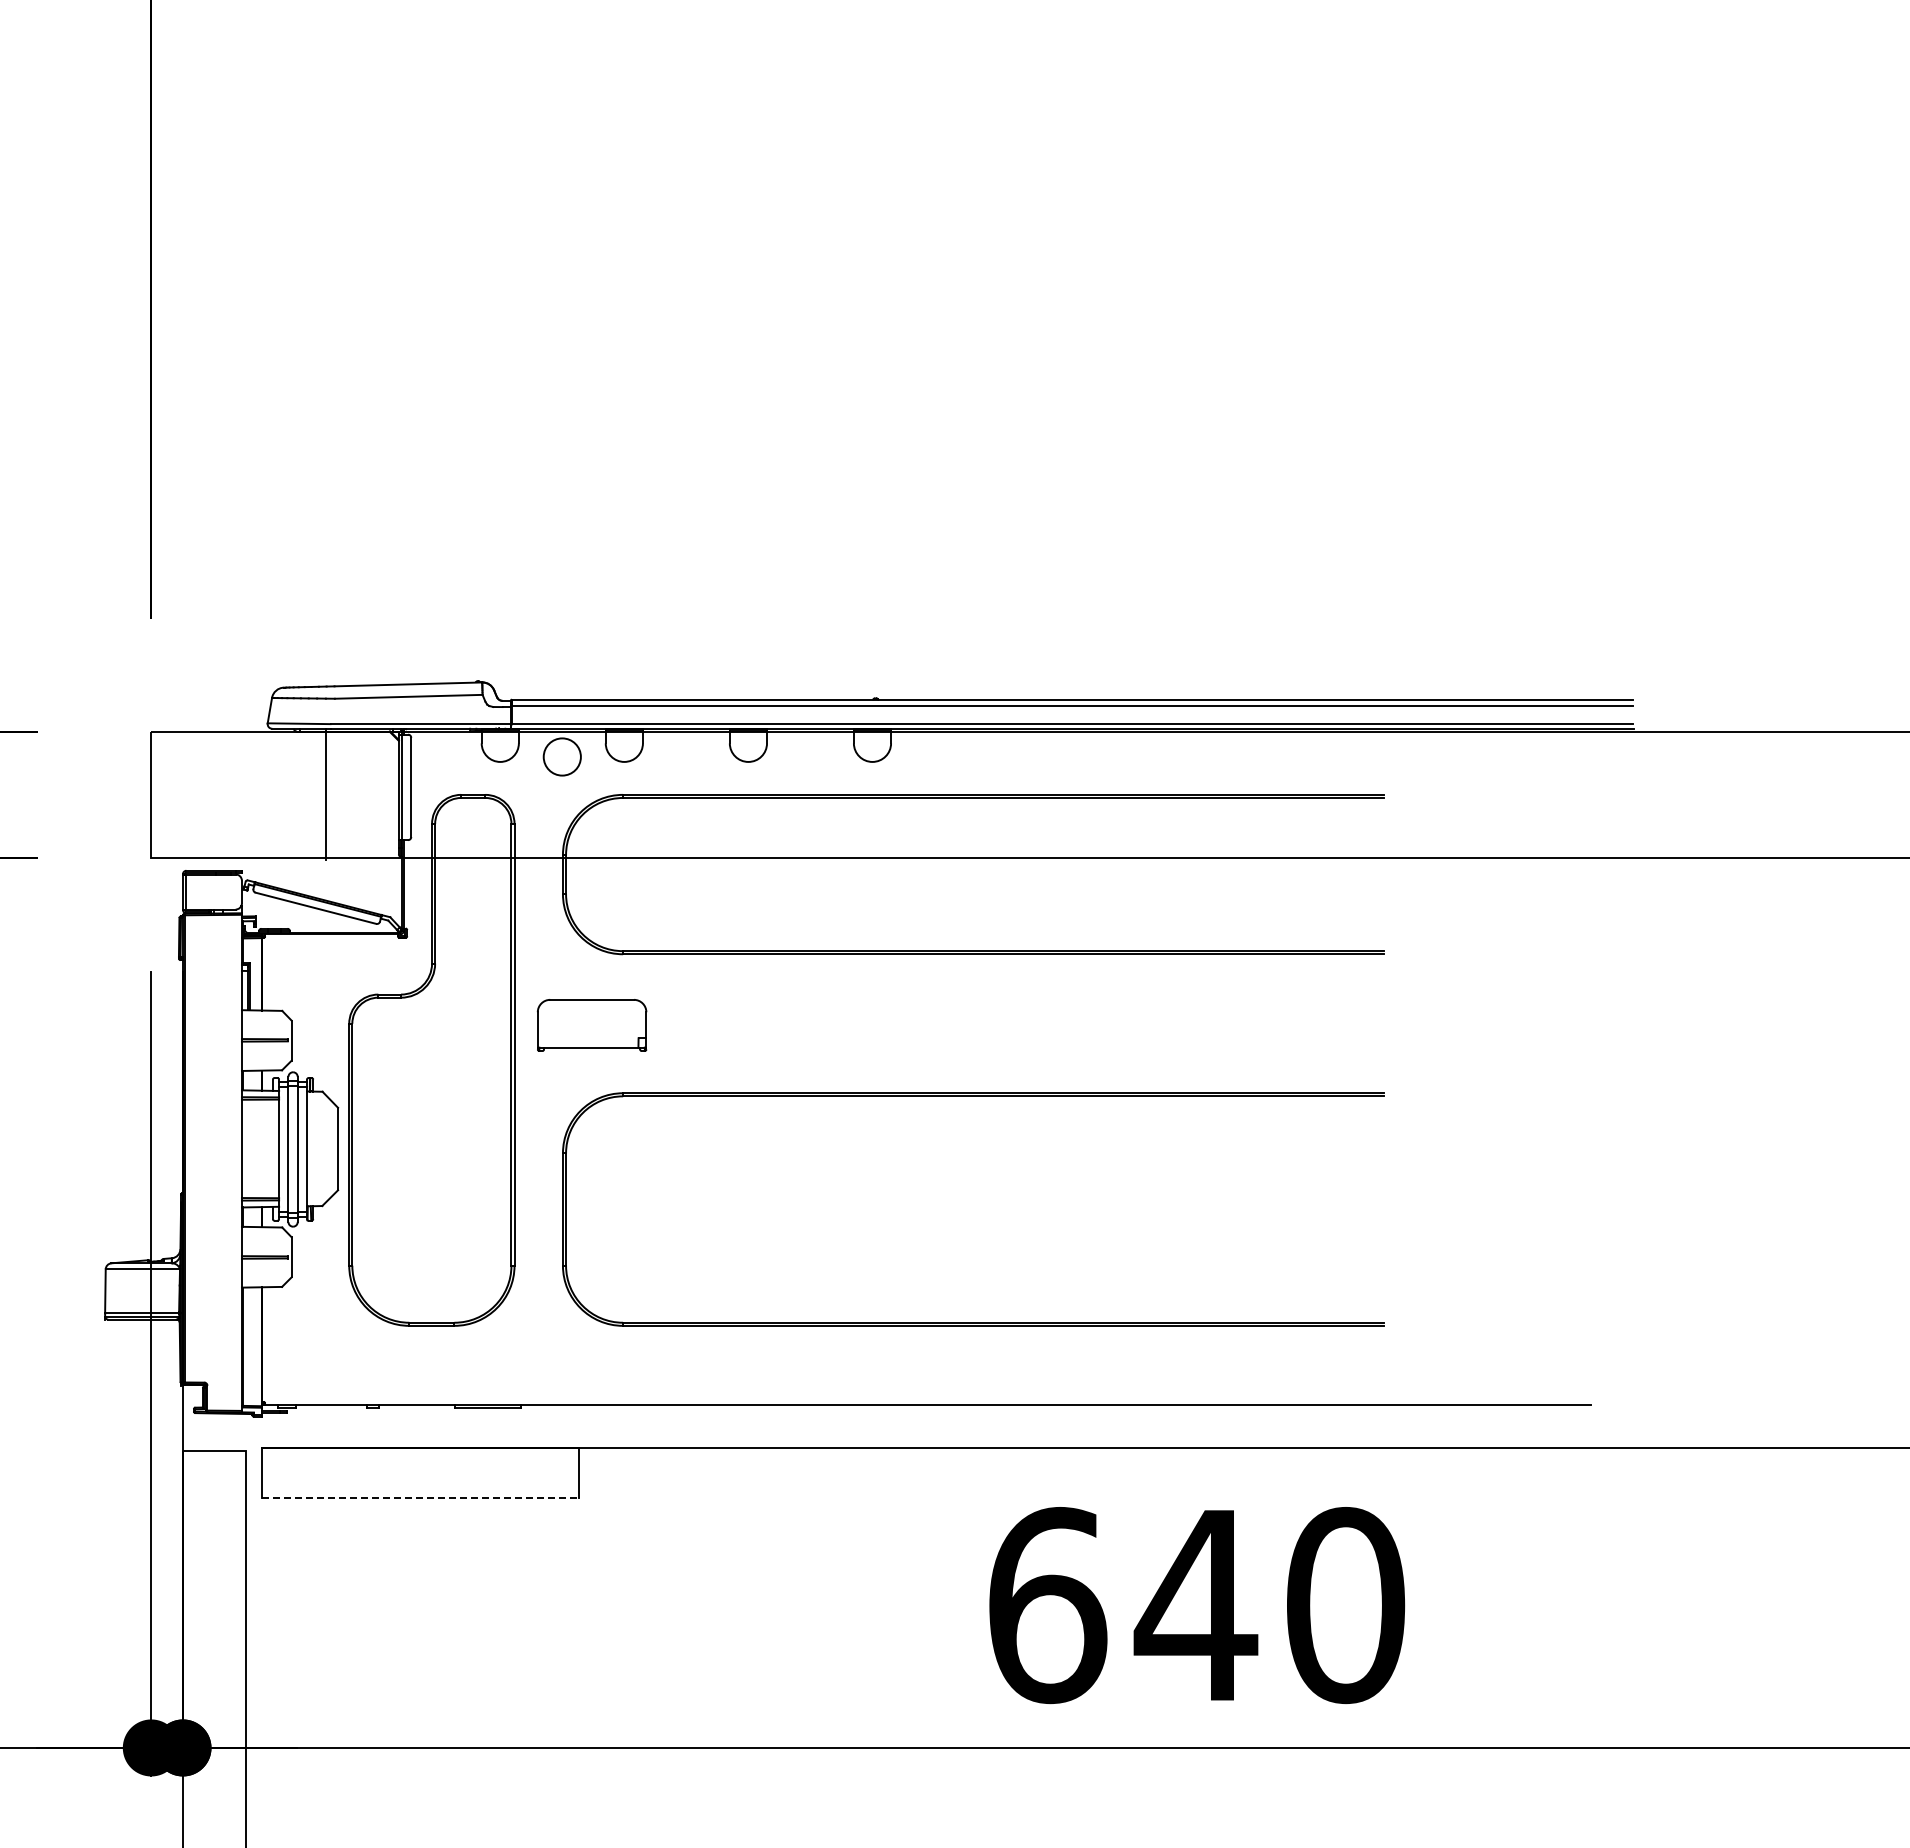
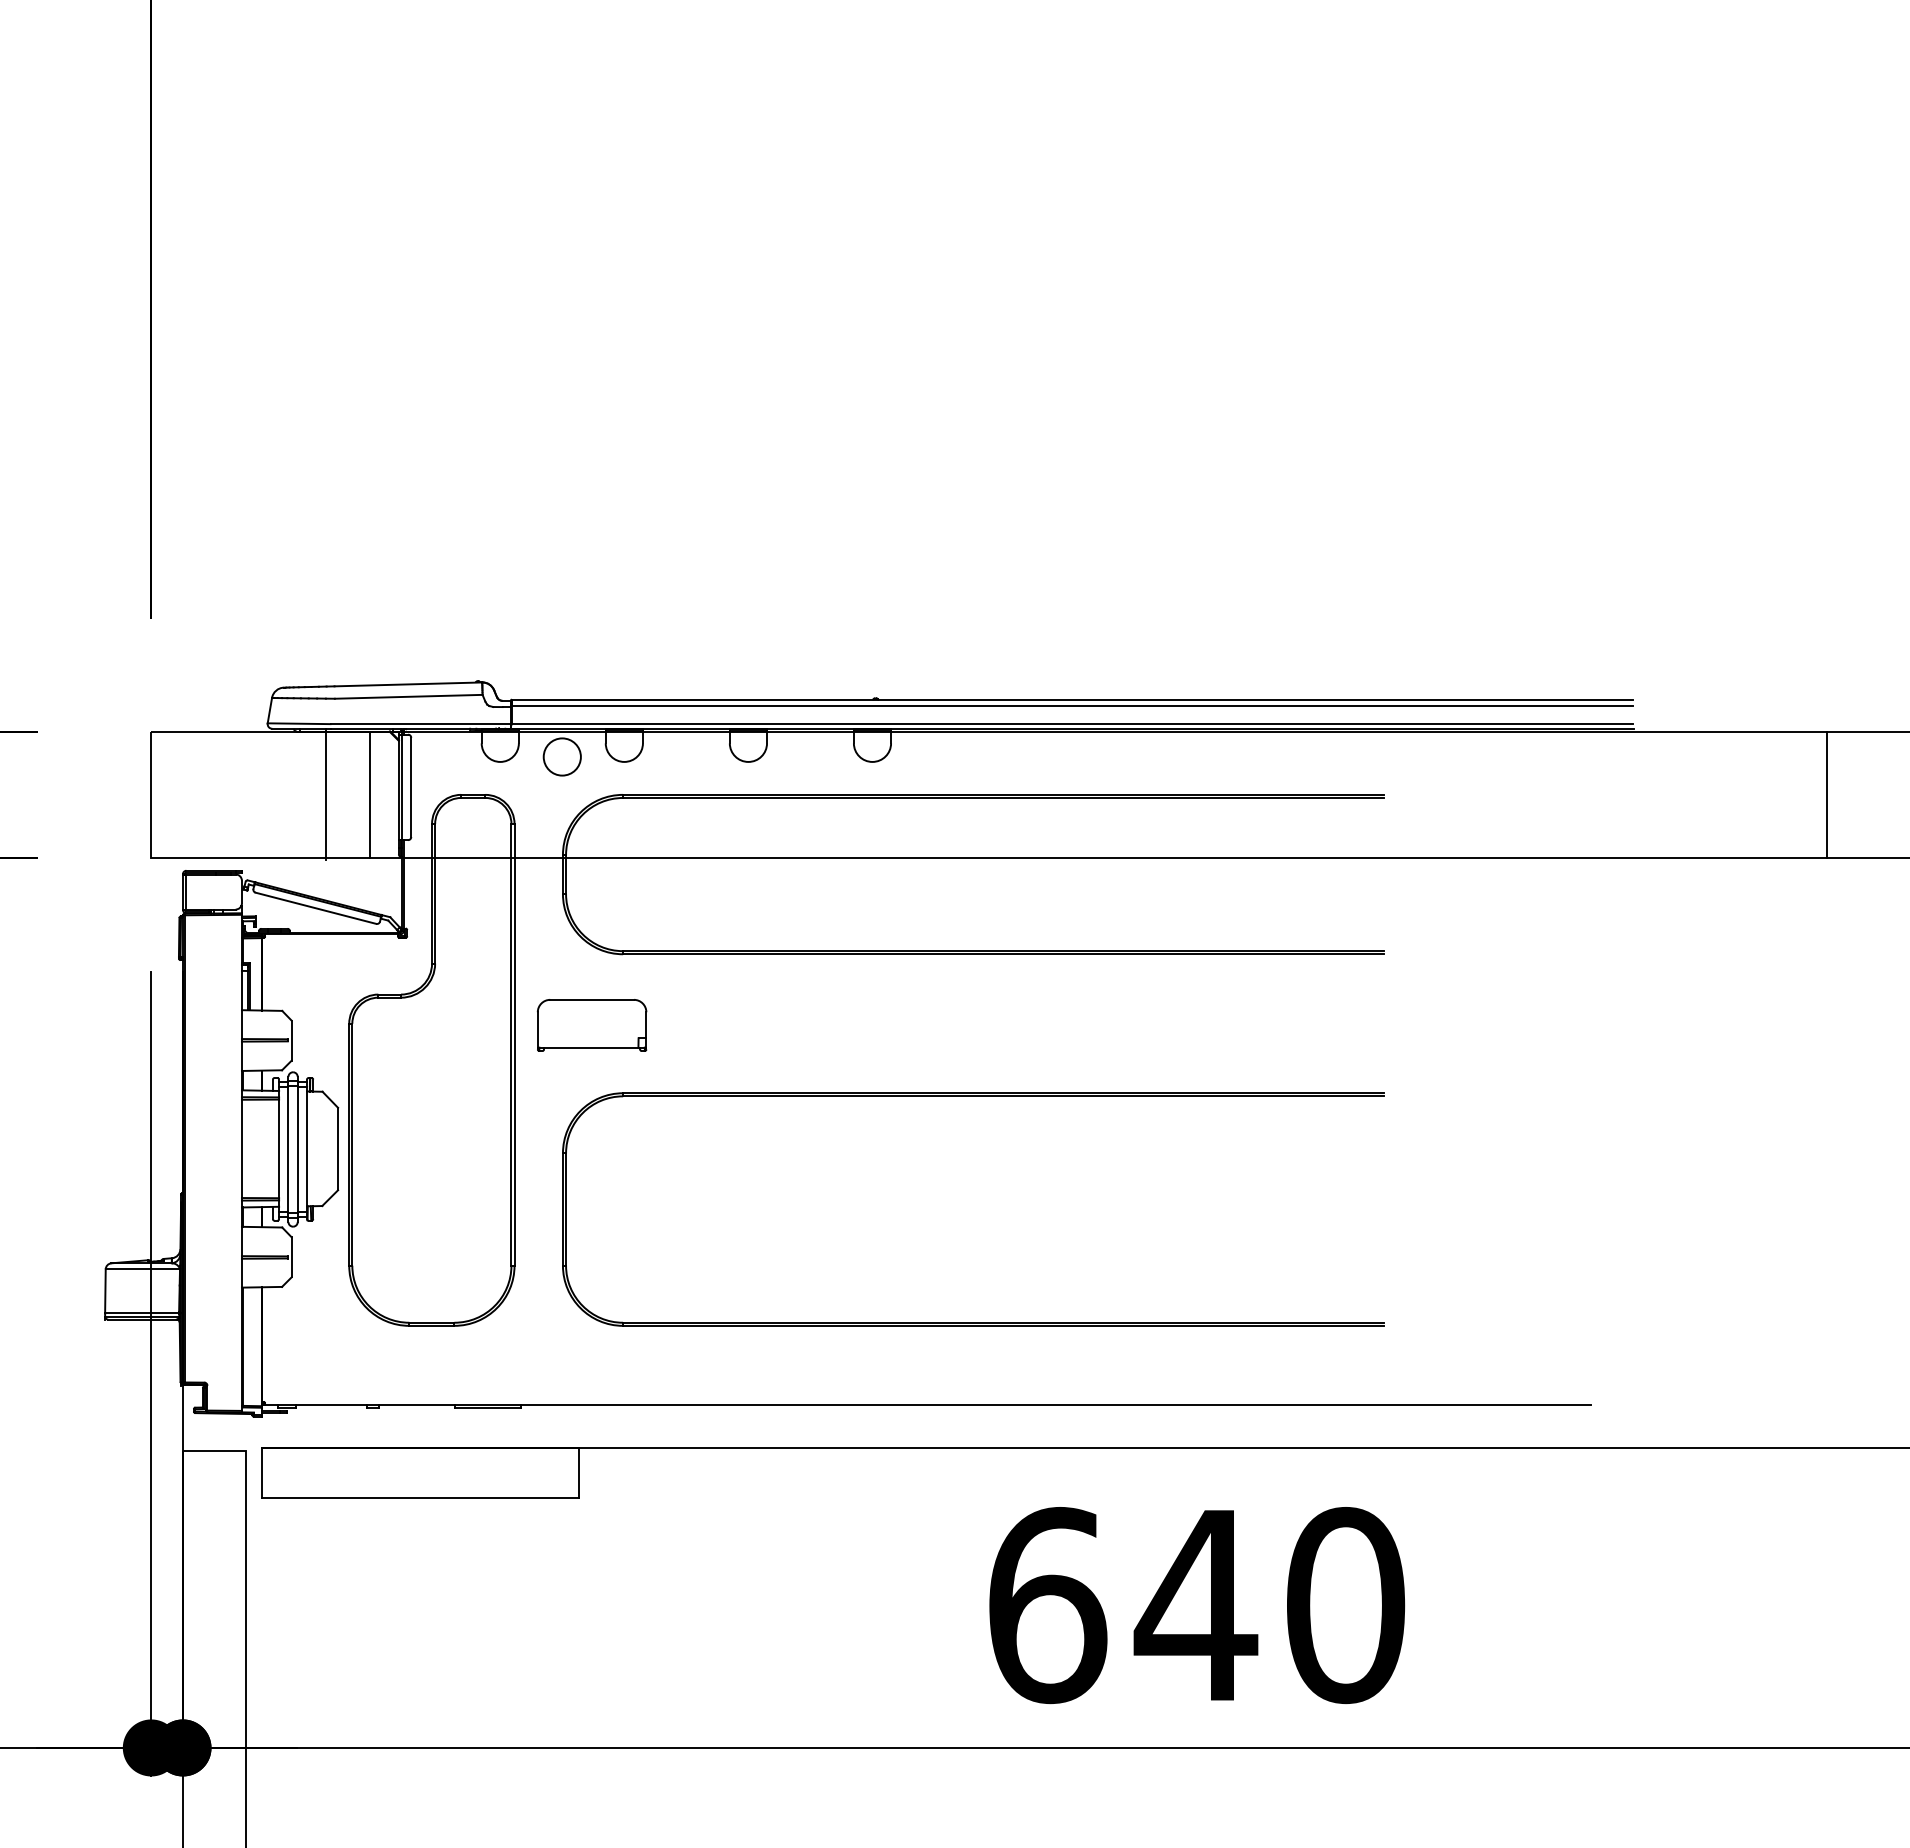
line: none -> present (369, 794)
line: none -> present (1827, 794)
line: dashed -> solid (421, 1498)
